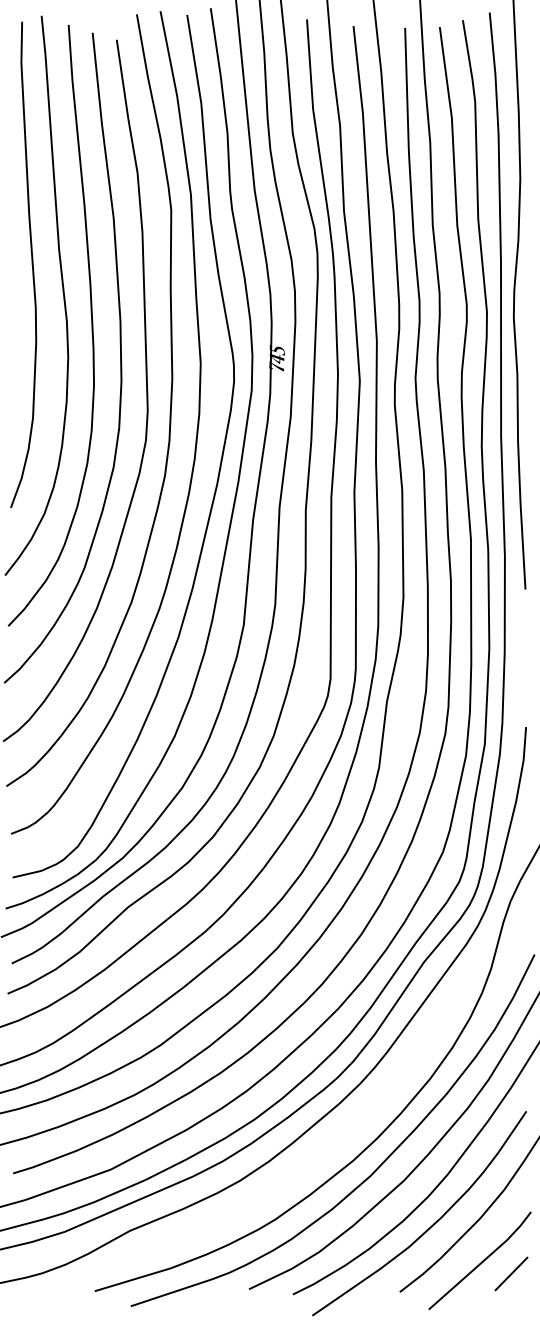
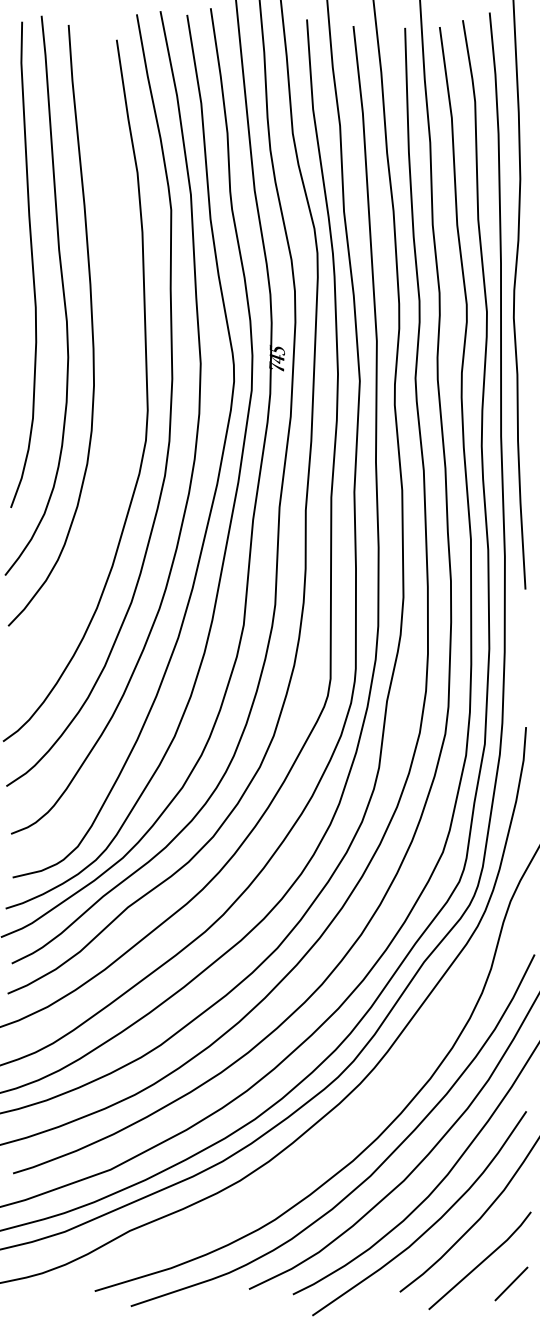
curve: present -> none (120, 357)
line position: (511, 1273) -> (511, 1283) (511, 1283)
